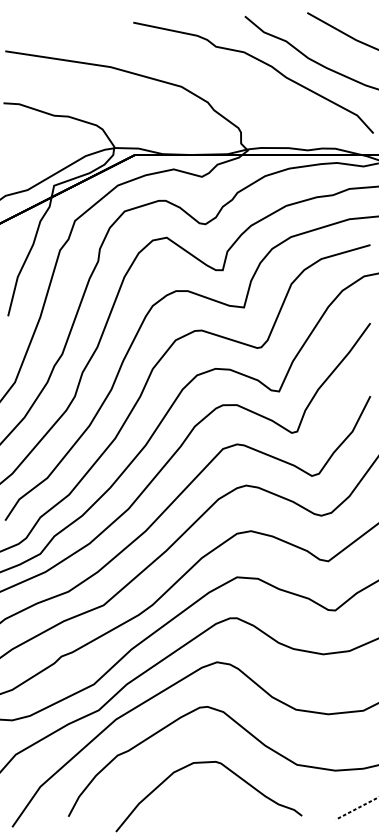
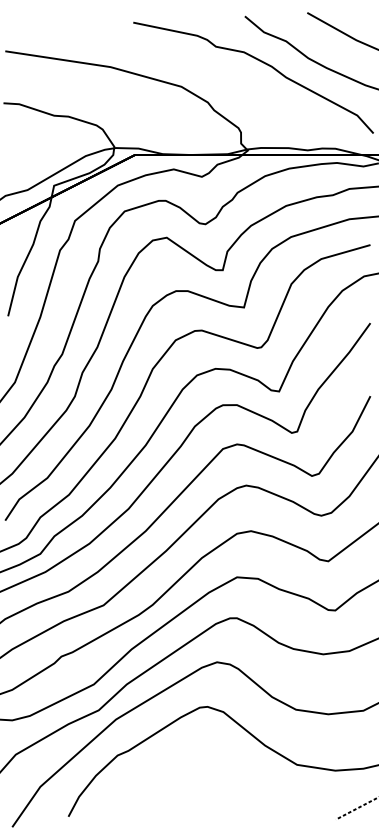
curve: present -> none (228, 770)
